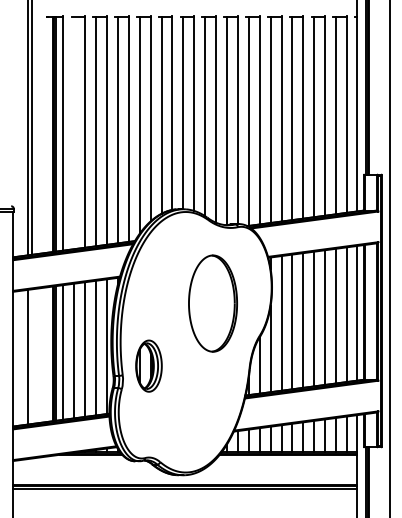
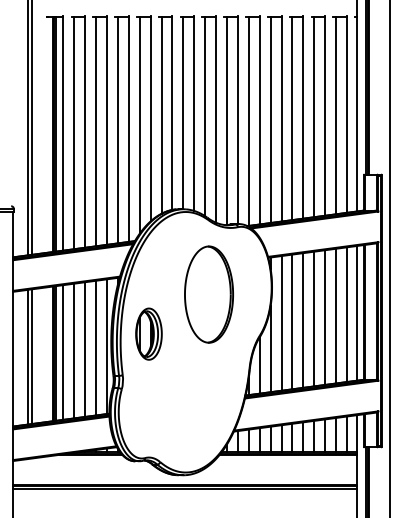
line: none -> present (74, 133)
part position: (212, 303) -> (208, 294) (208, 294)
line: none -> present (32, 356)
part position: (148, 365) -> (148, 333) (148, 333)
